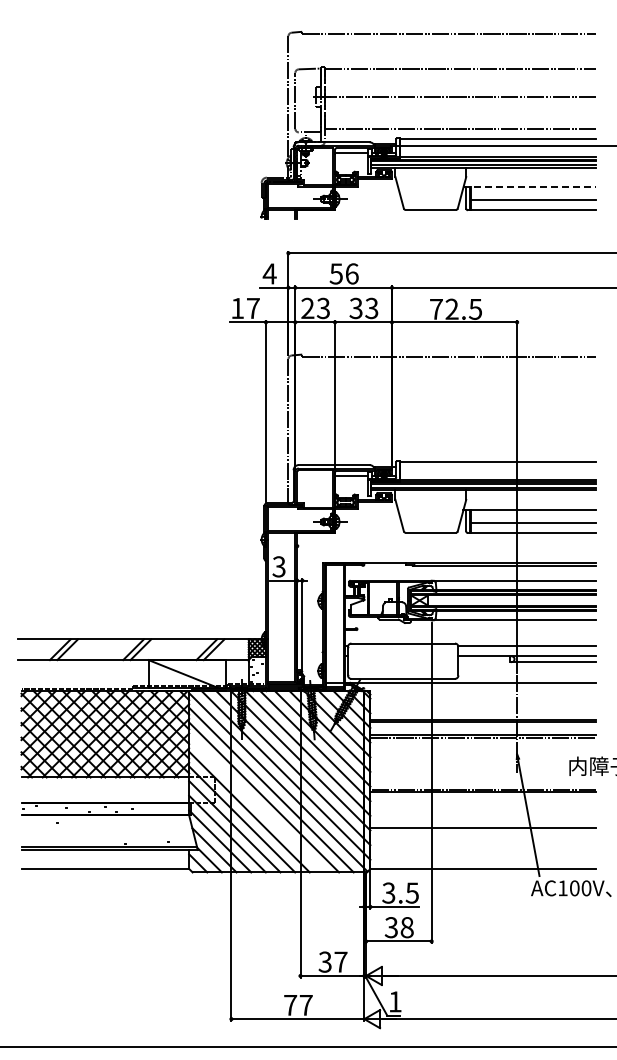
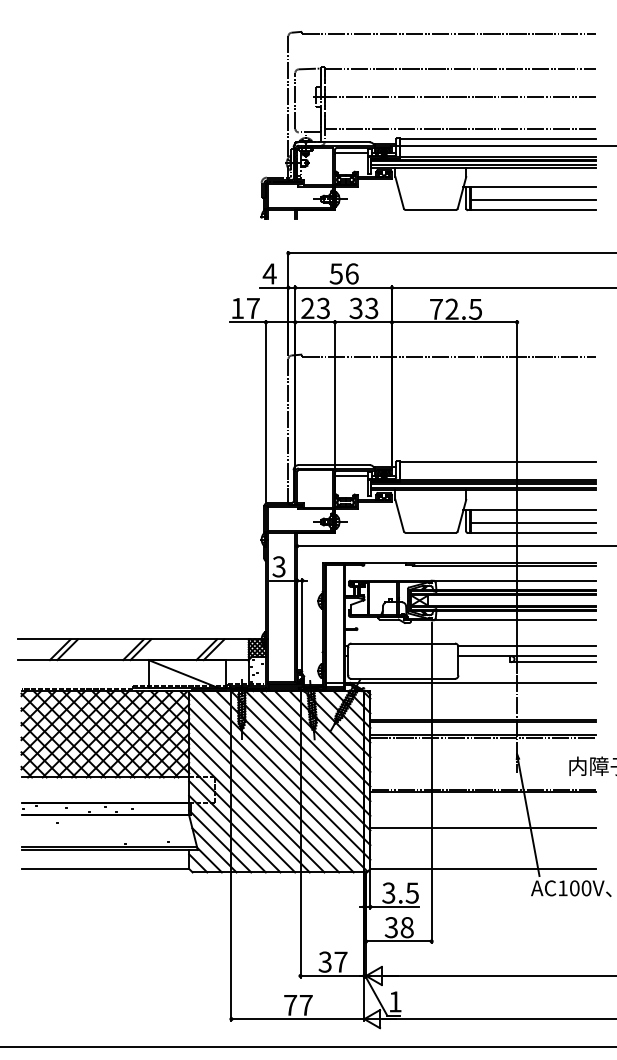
line: dashed -> solid (530, 187)
line: none -> present (455, 546)
line: none -> present (256, 804)
